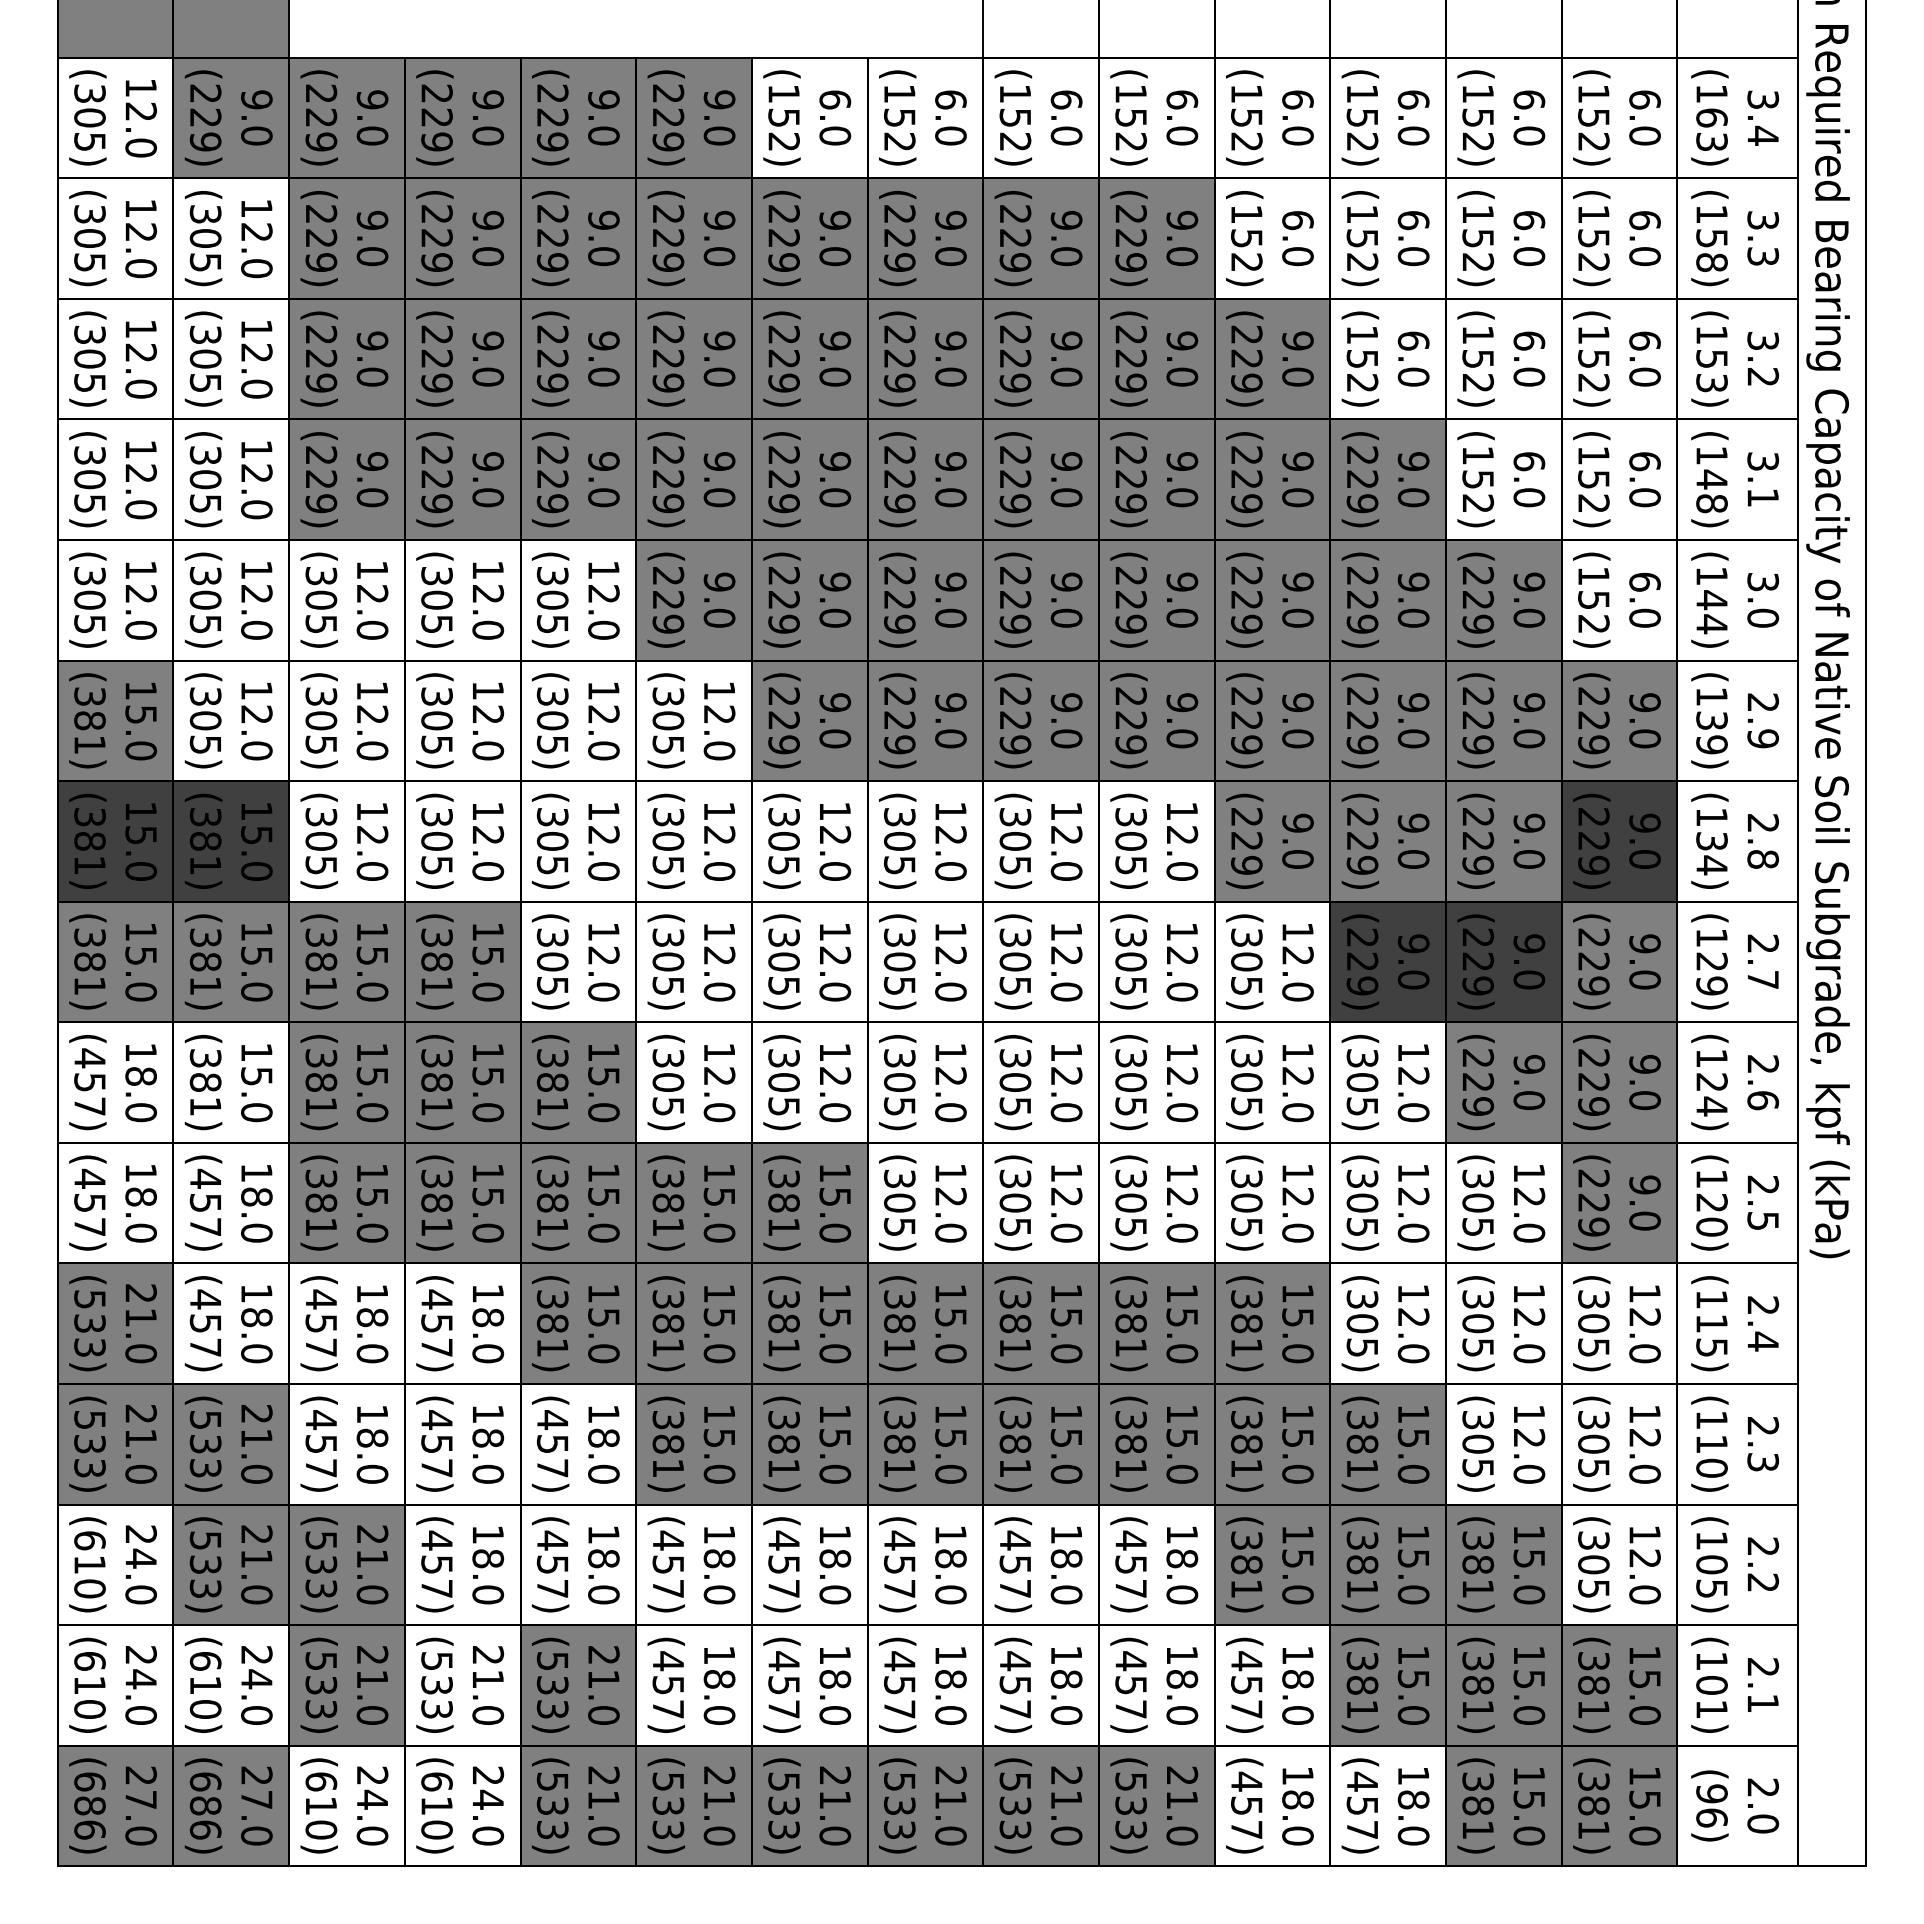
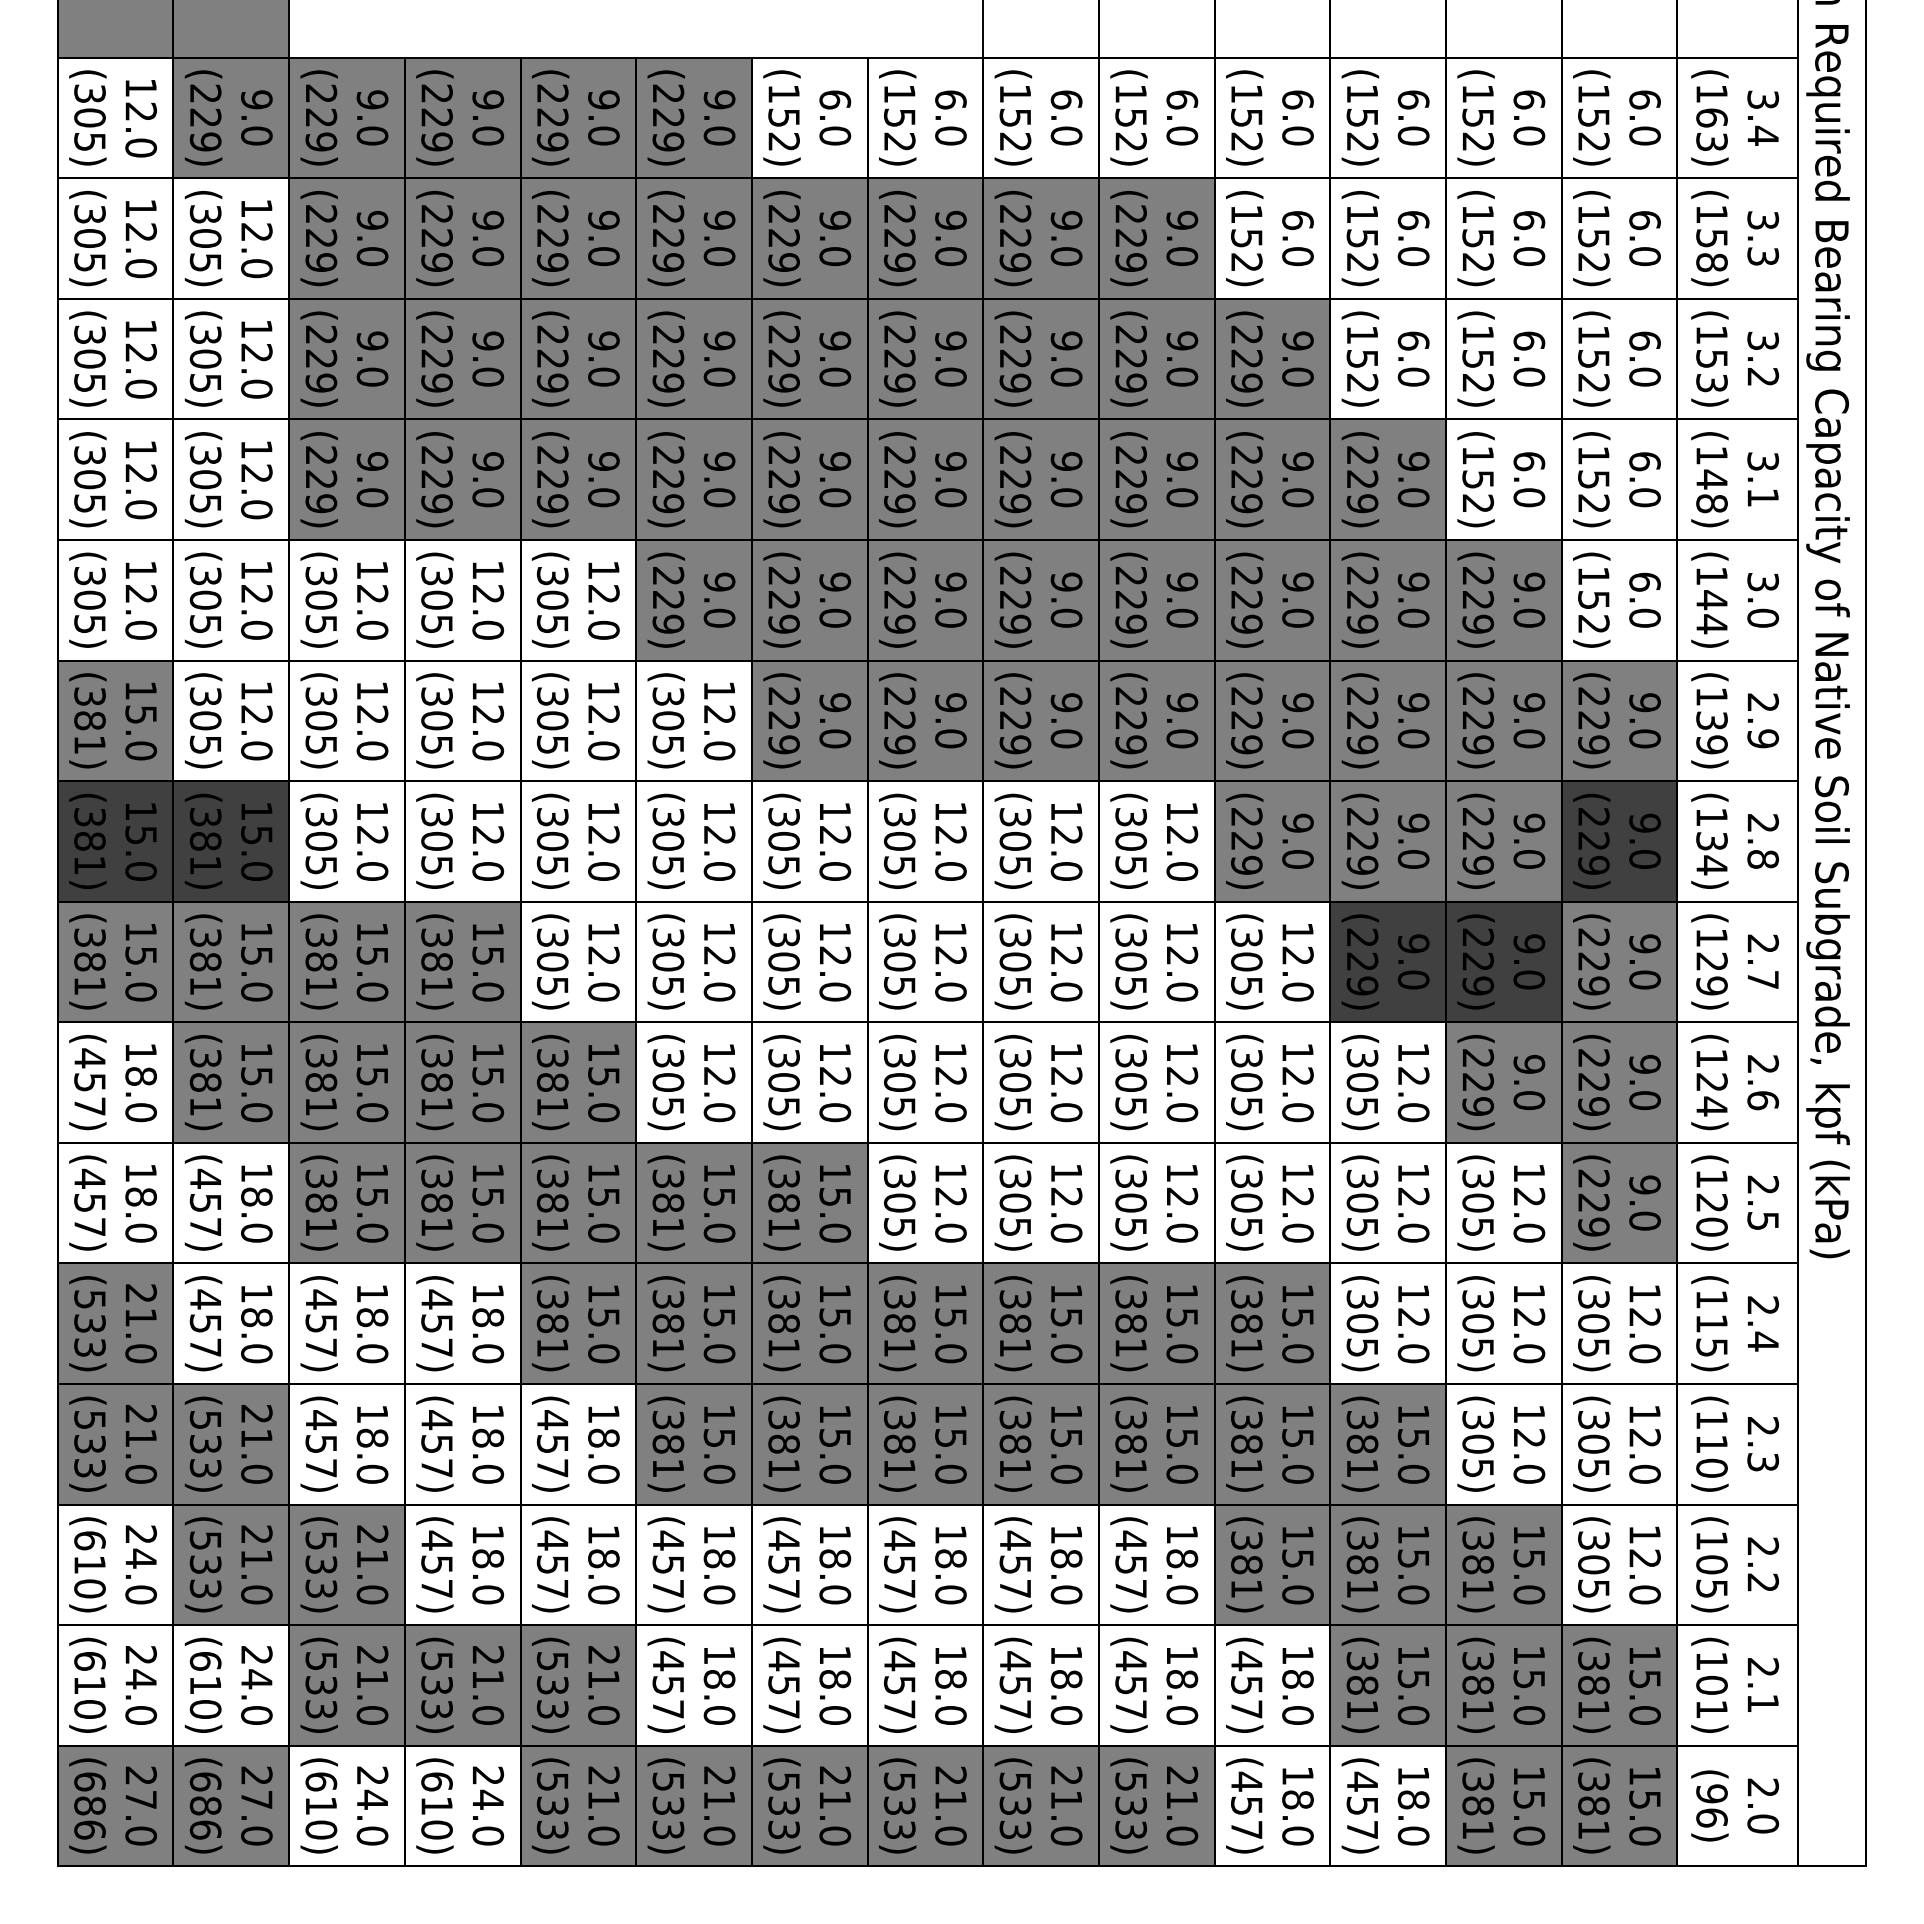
fill: none -> present (231, 1082)
fill: none -> present (462, 1685)
